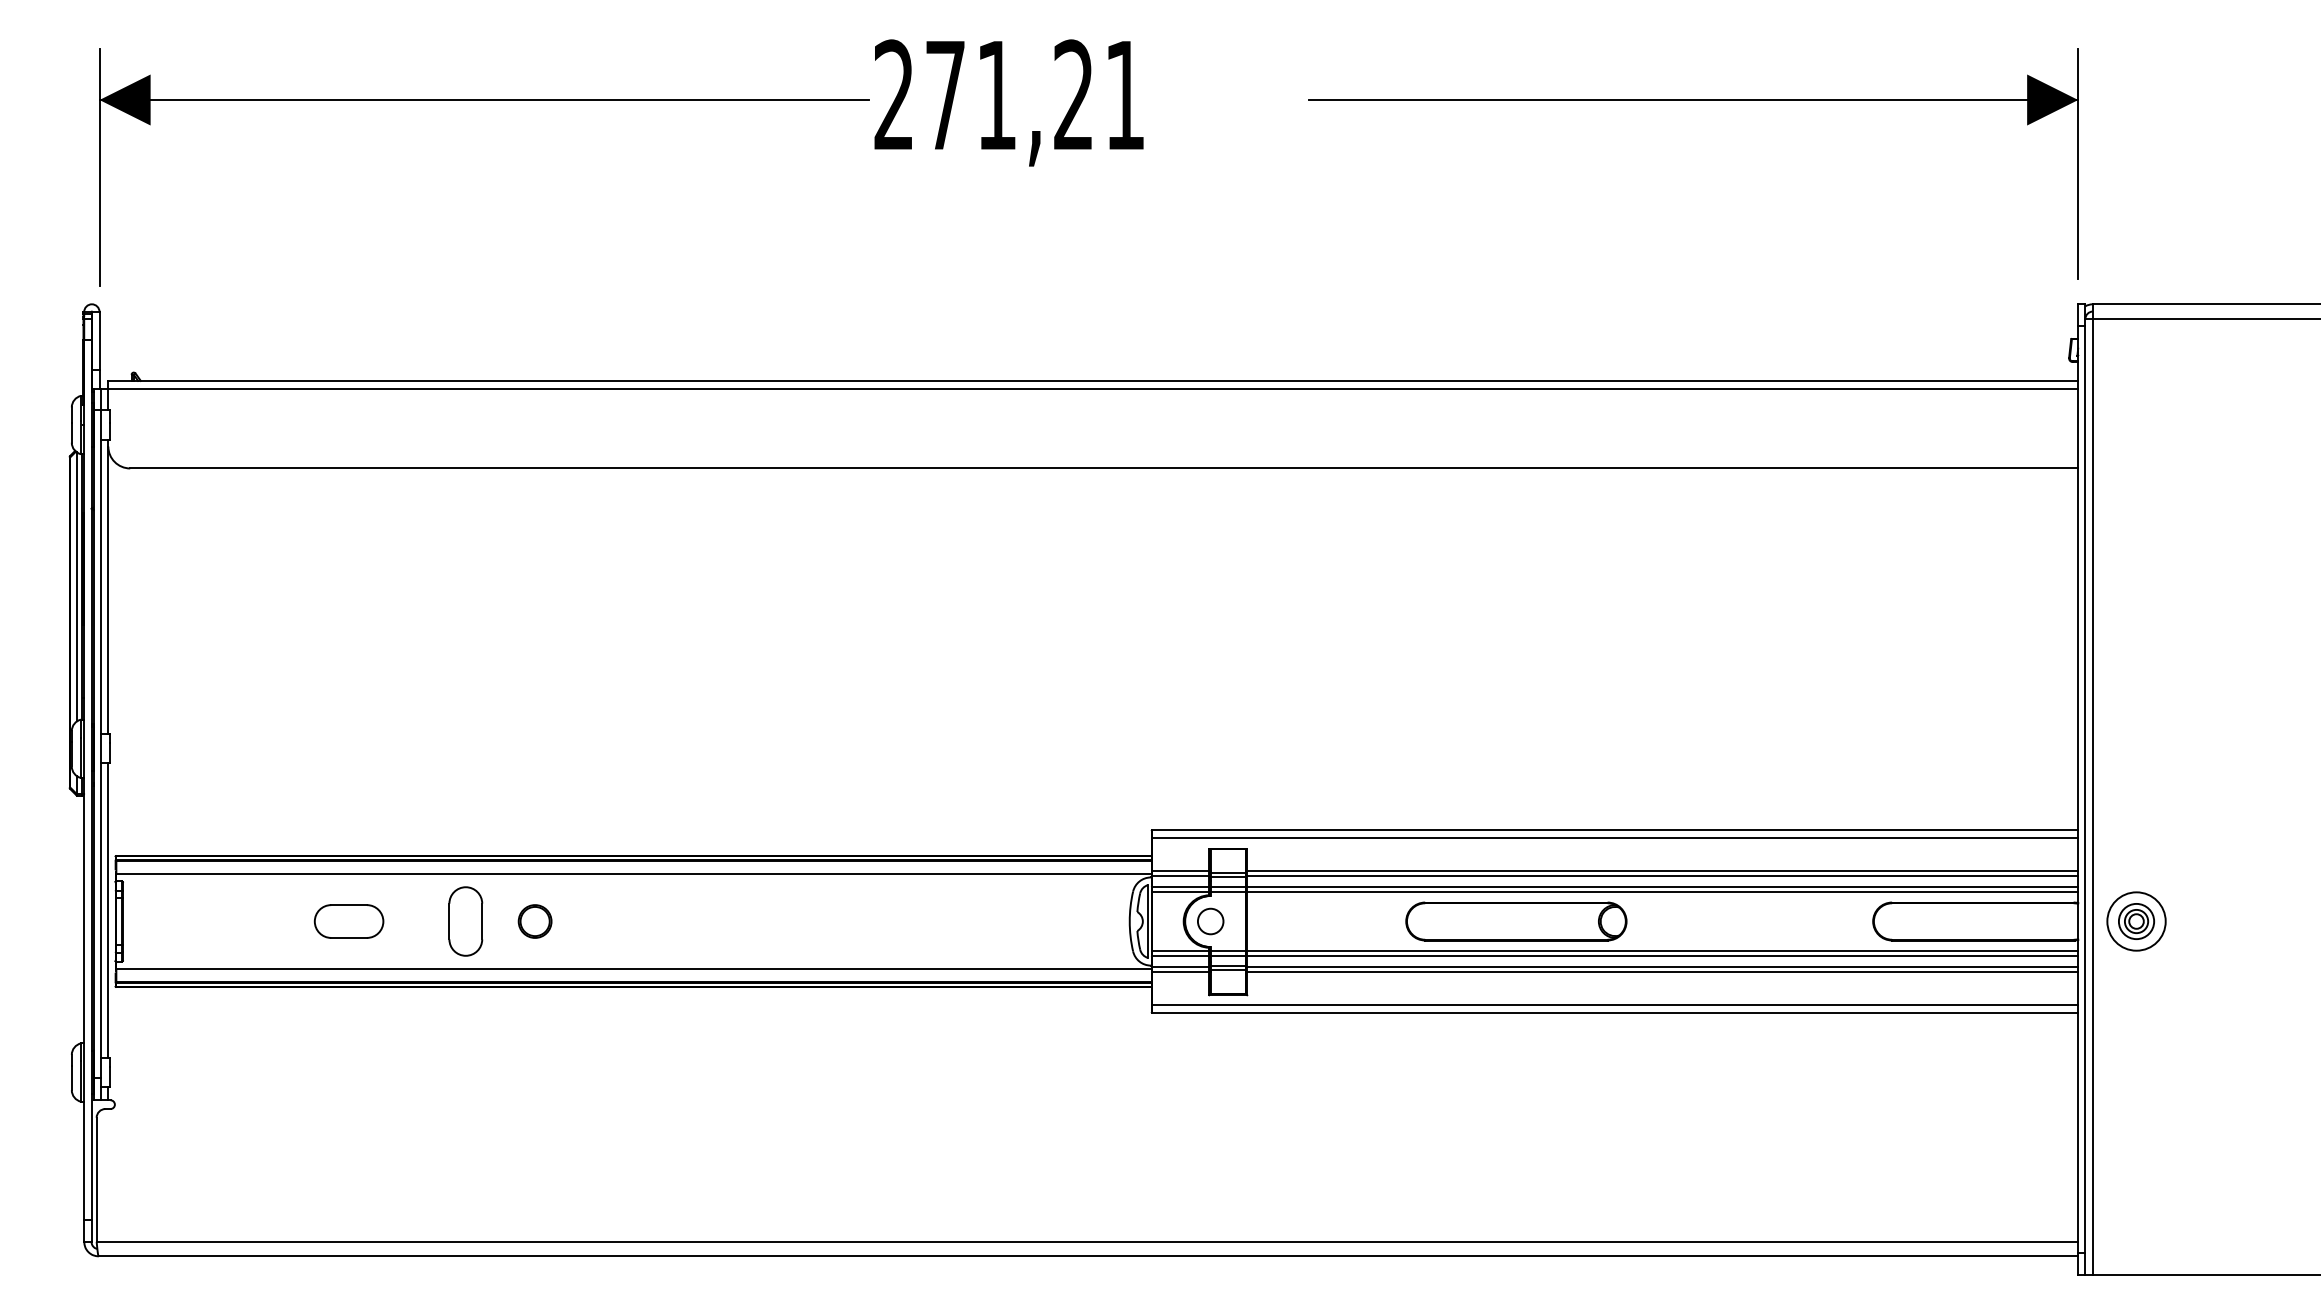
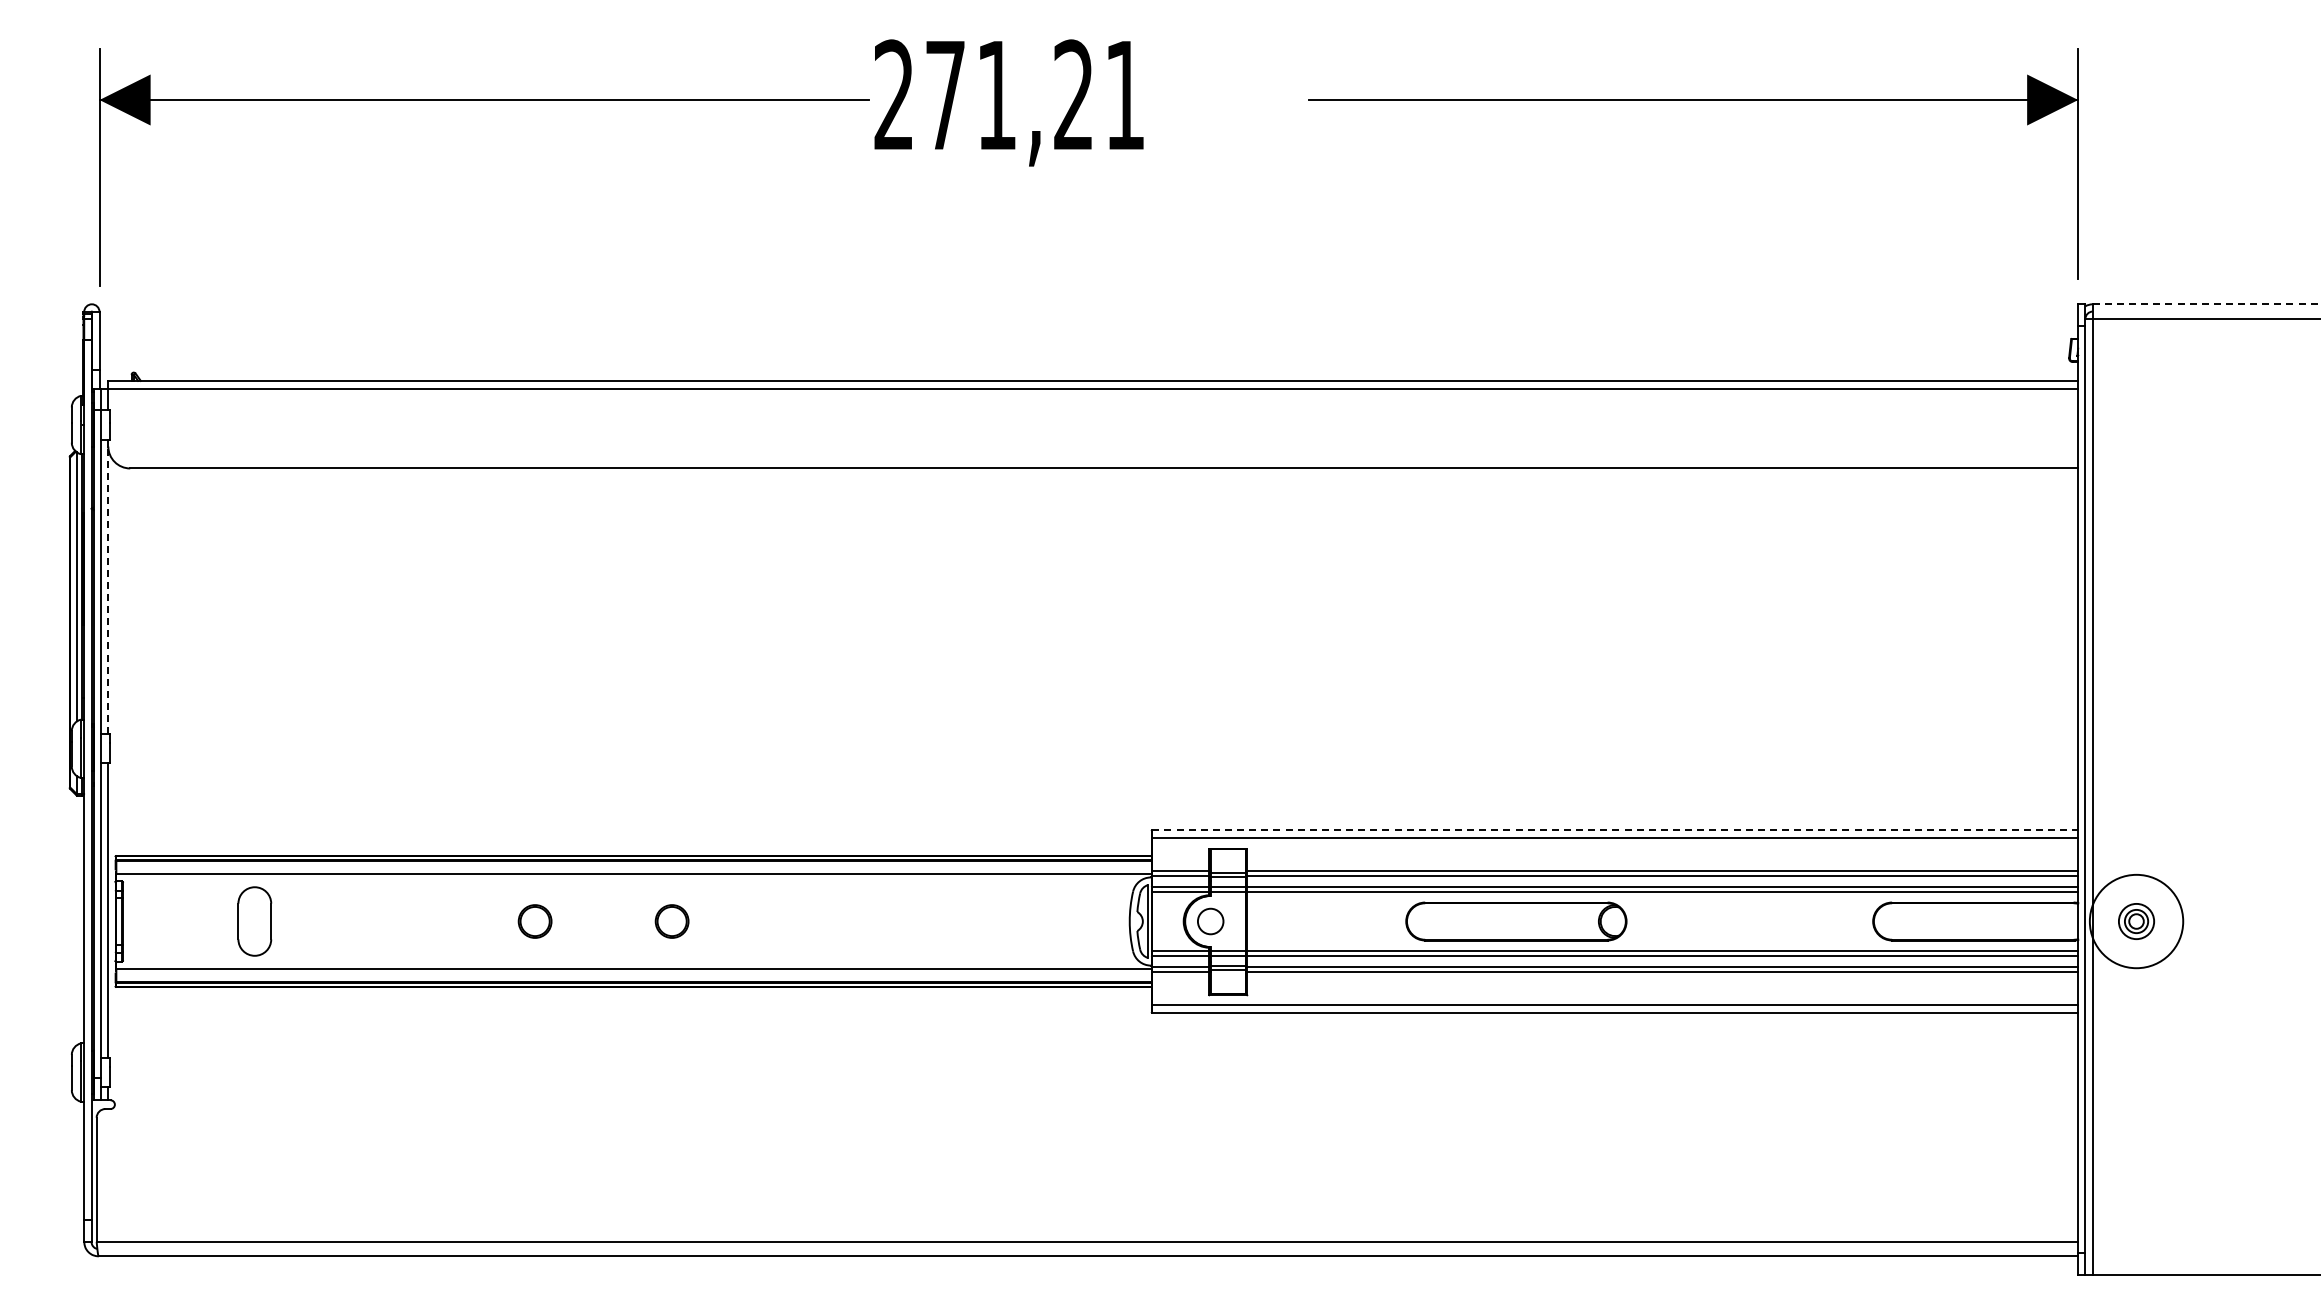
line: solid -> dashed (2206, 304)
line: solid -> dashed (108, 590)
line: solid -> dashed (1615, 830)
part: present -> none (348, 921)
part position: (465, 921) -> (254, 921) (254, 921)
part: none -> present (671, 921)
circle diameter: 58 px -> 93 px (2136, 921)
